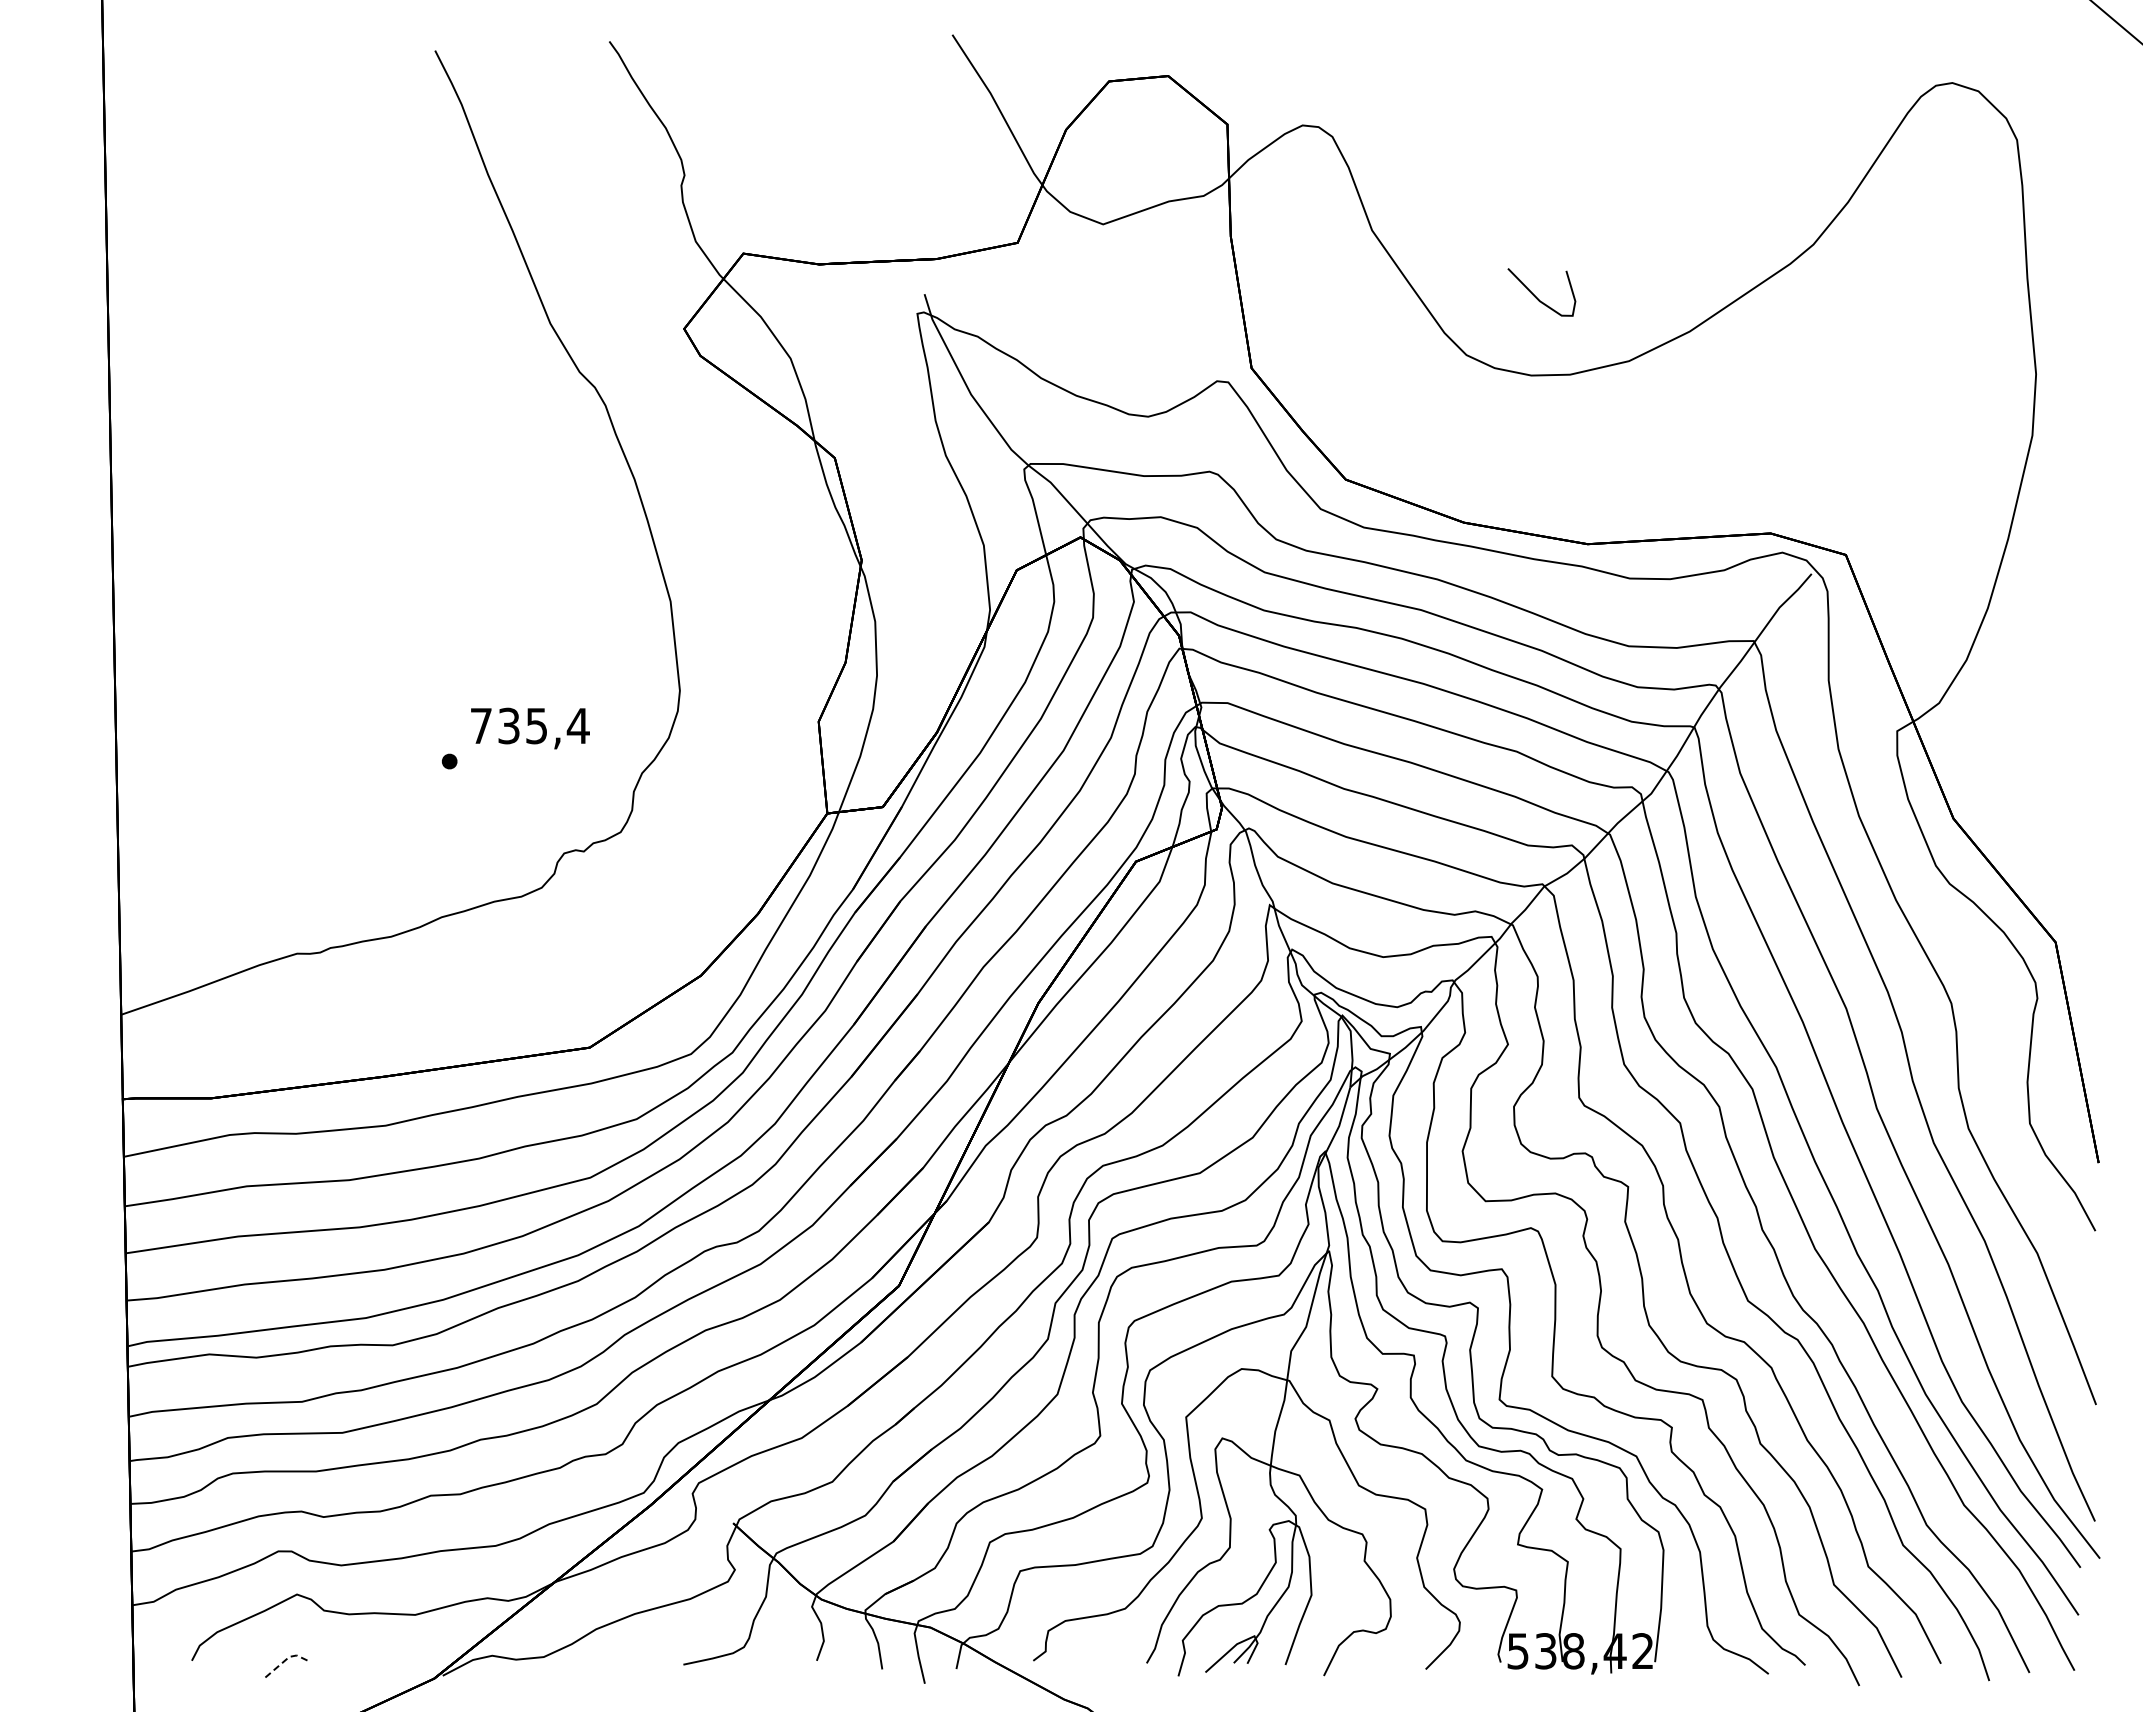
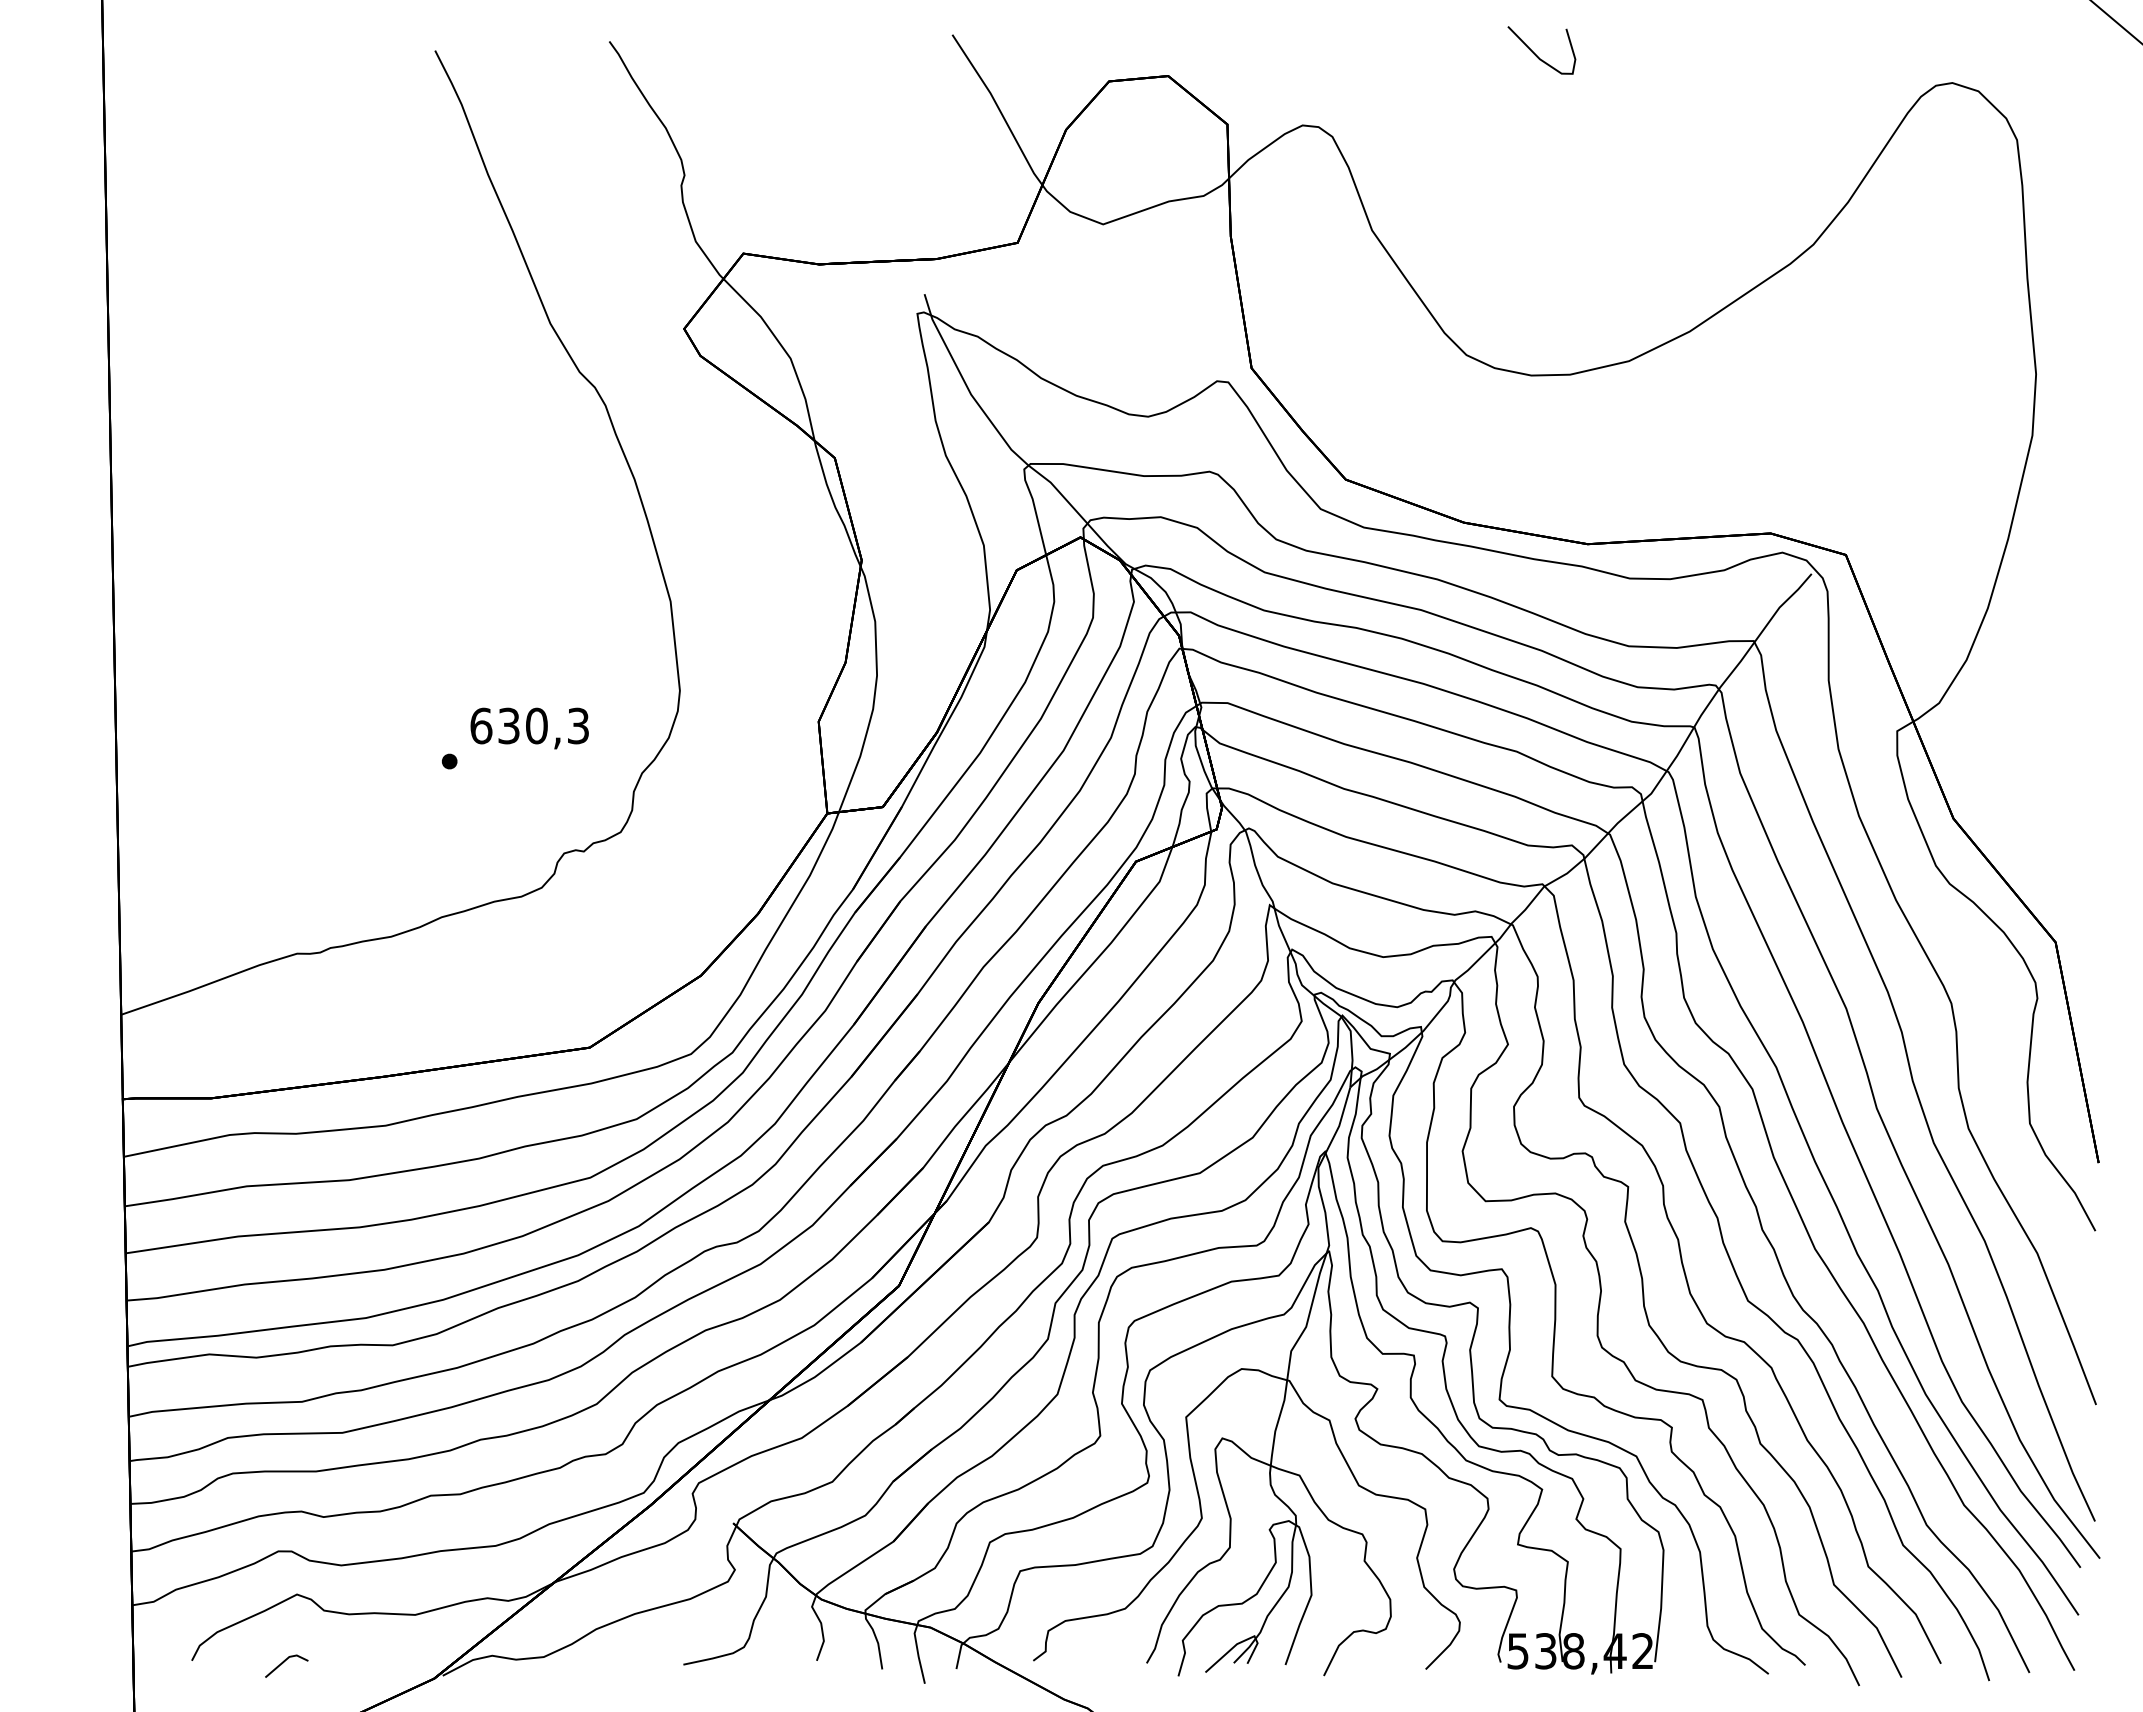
curve position: (1536, 296) -> (1536, 54) (1536, 54)
text: 735,4 -> 630,3 (529, 725)
line: dashed -> solid (286, 1659)
